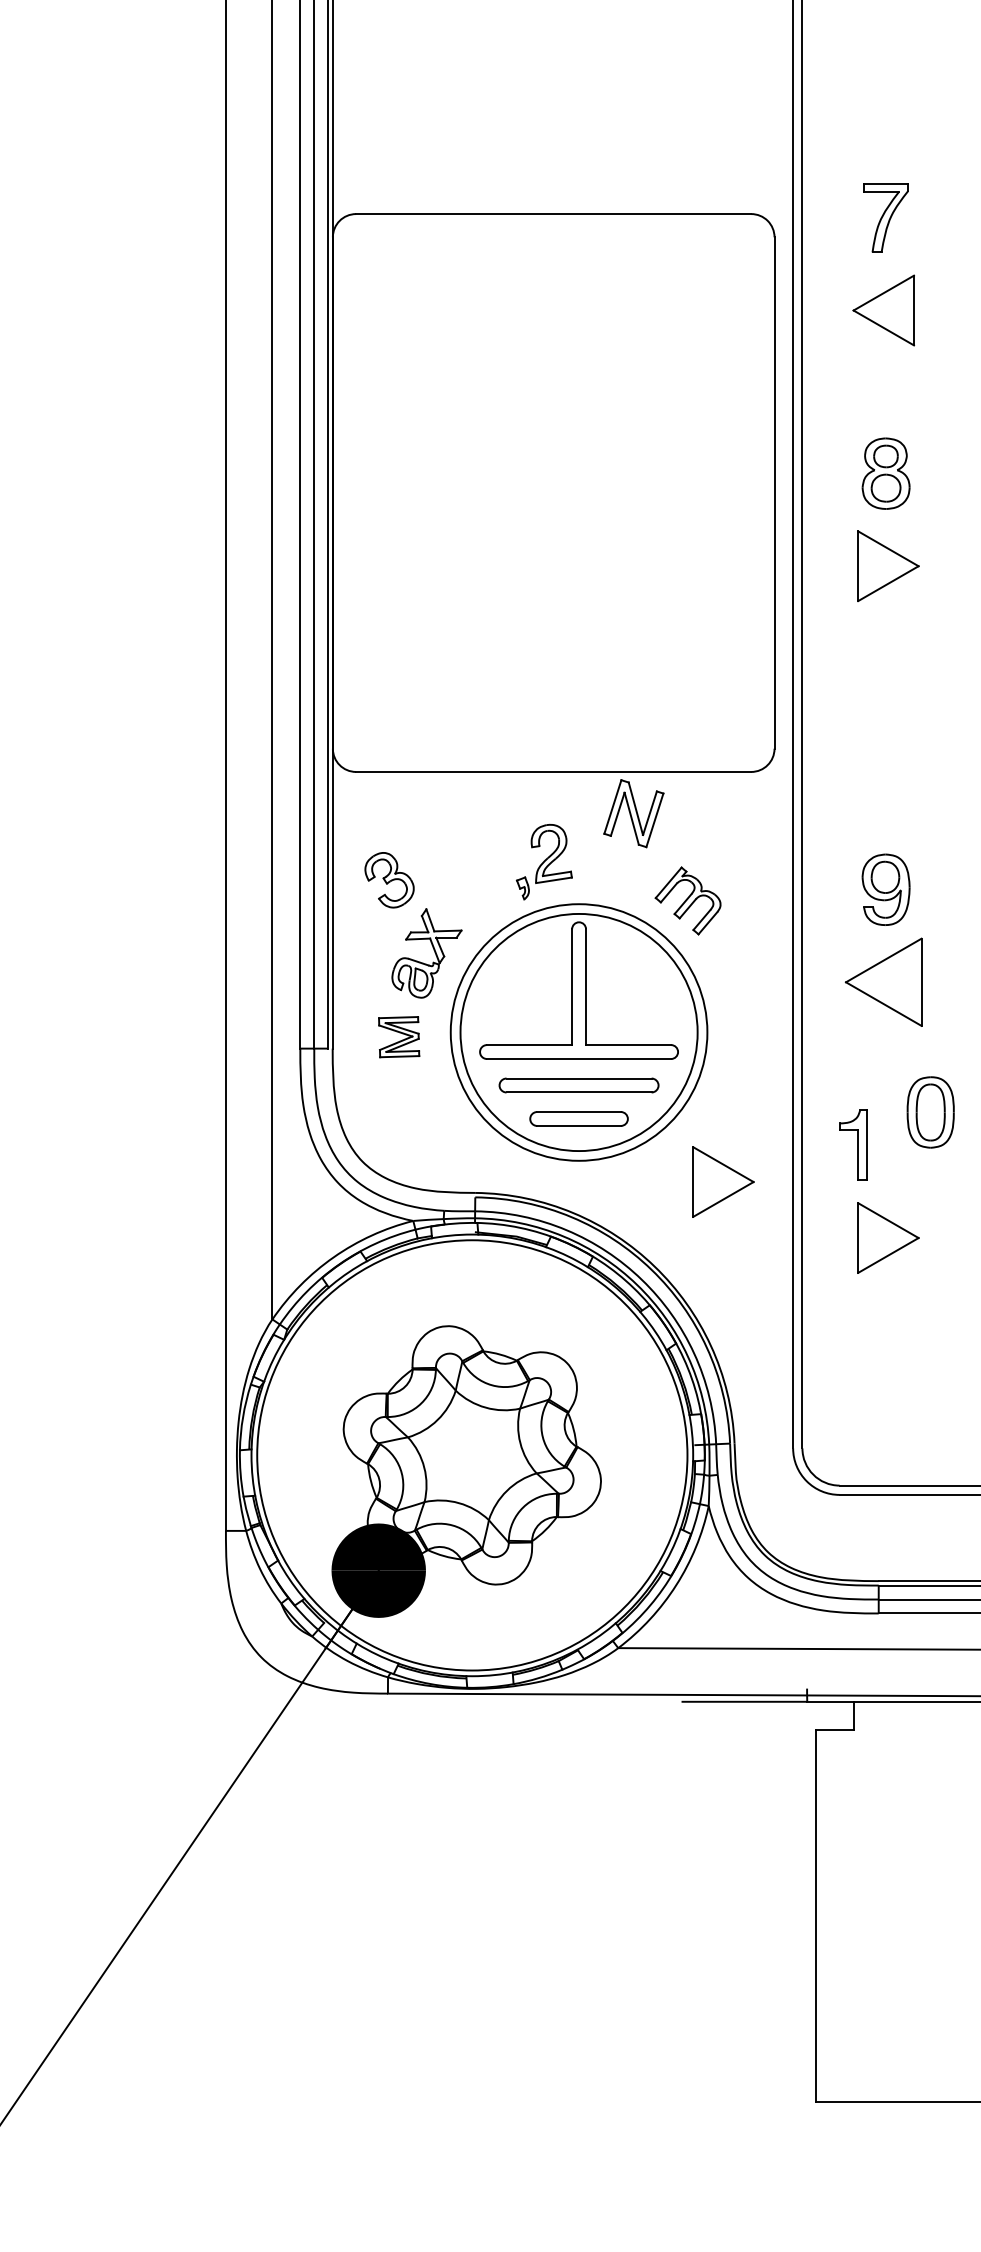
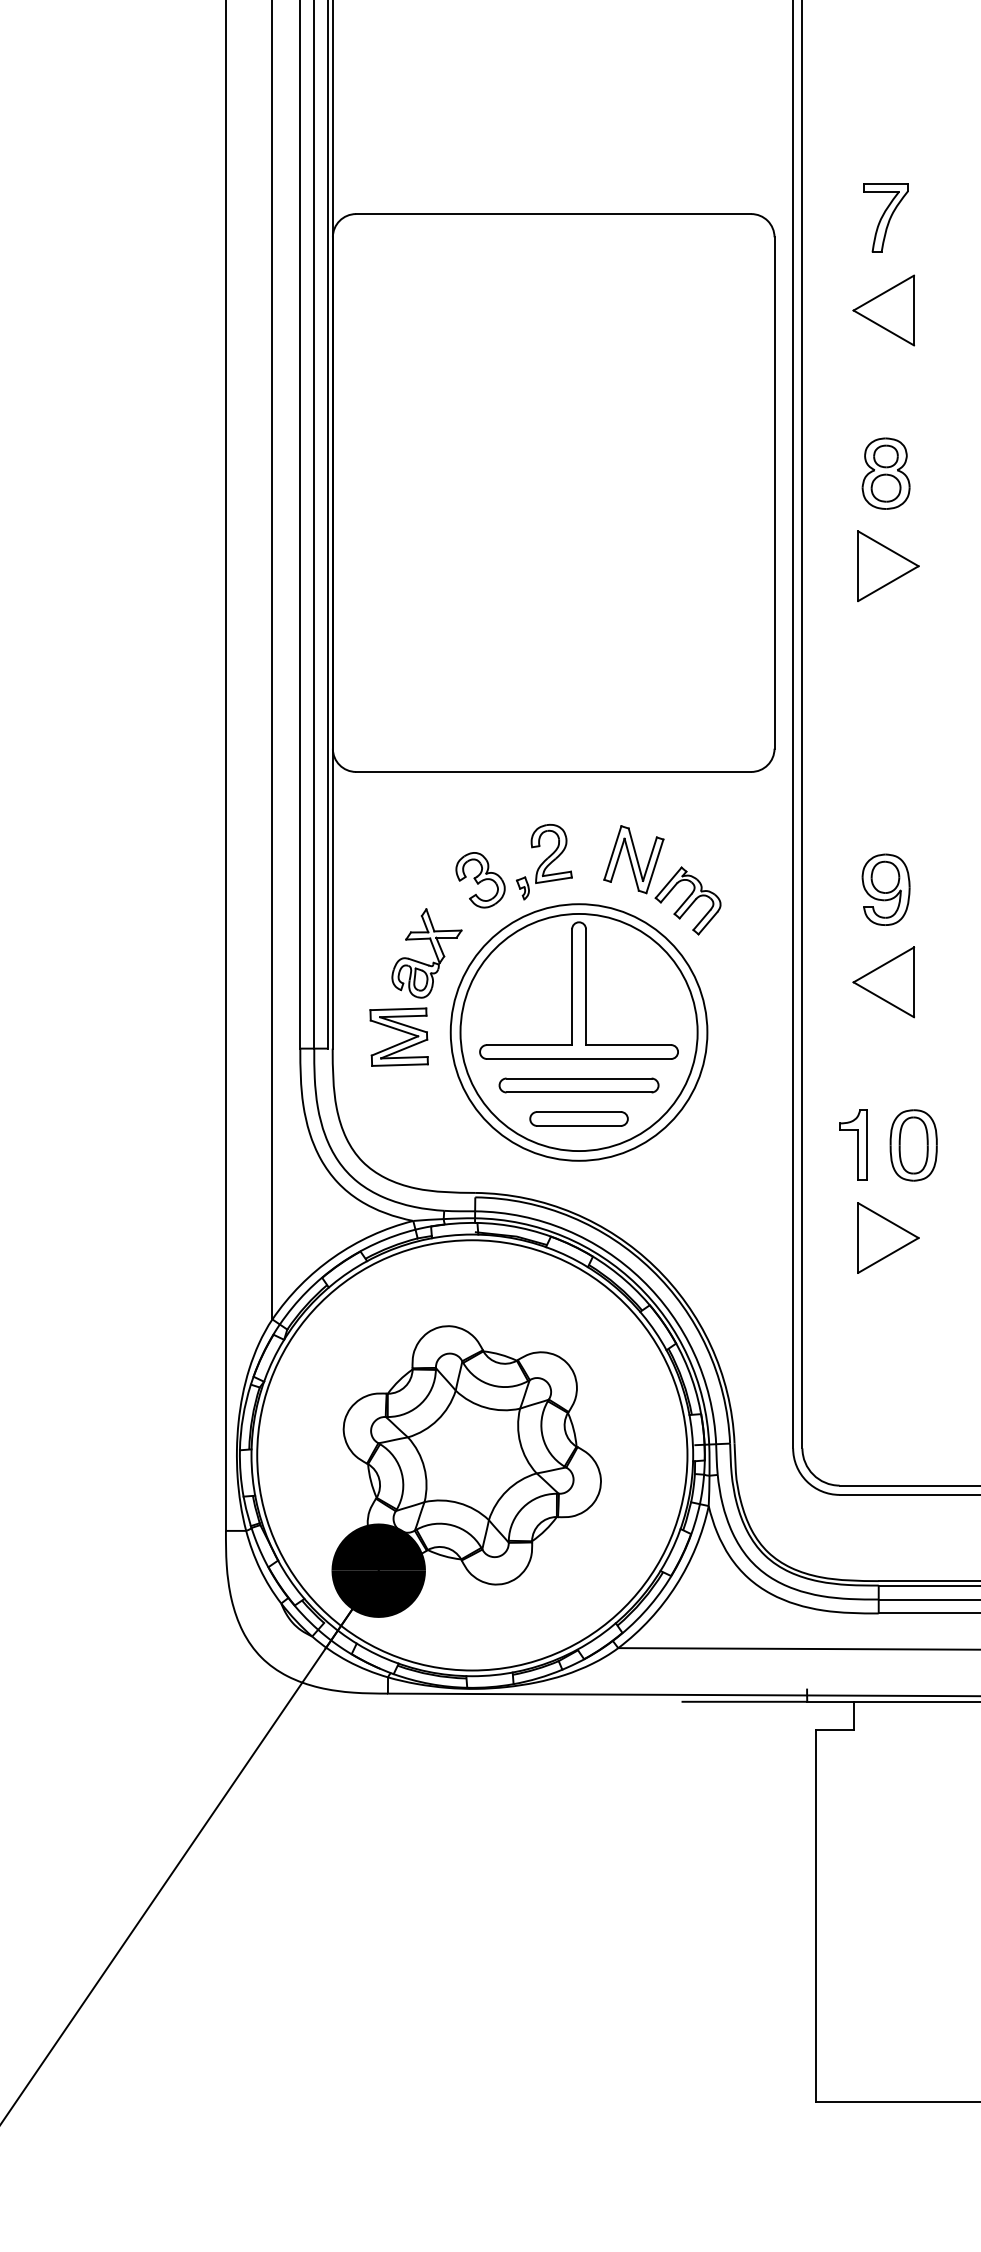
part position: (633, 813) -> (633, 859) (633, 859)
part position: (389, 880) -> (480, 880) (480, 880)
part size: 79x90 px -> 64x73 px (883, 982)
part size: 43x43 px -> 60x60 px (398, 1036)
part position: (930, 1112) -> (913, 1145) (913, 1145)
part: present -> none (723, 1181)
